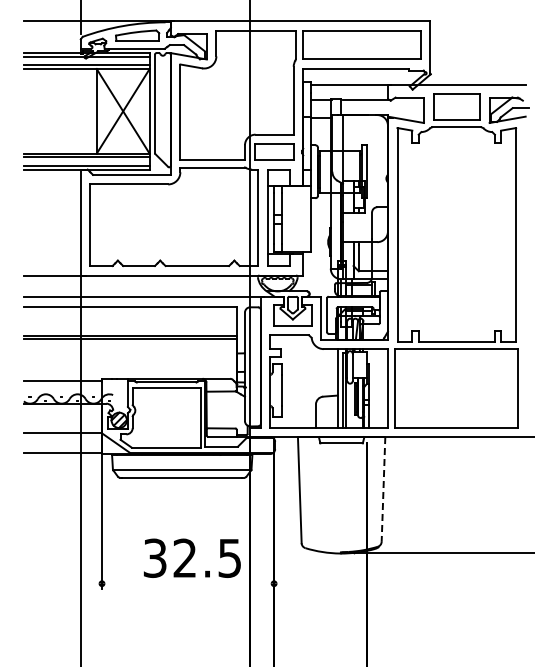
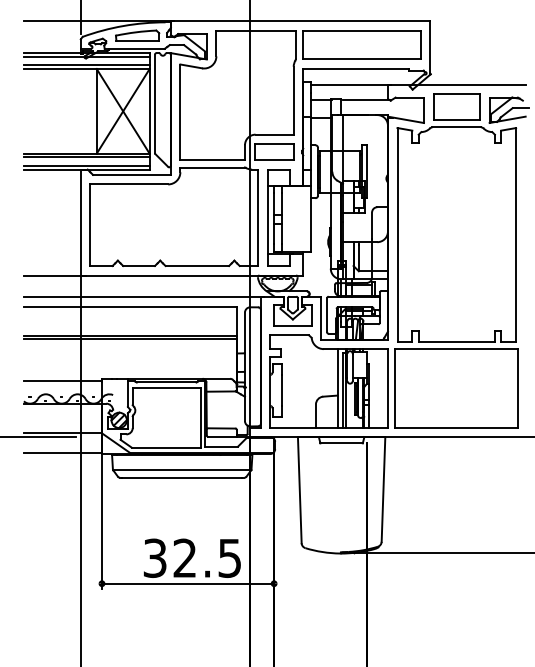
line: none -> present (38, 437)
line: dashed -> solid (383, 489)
line: none -> present (188, 583)
